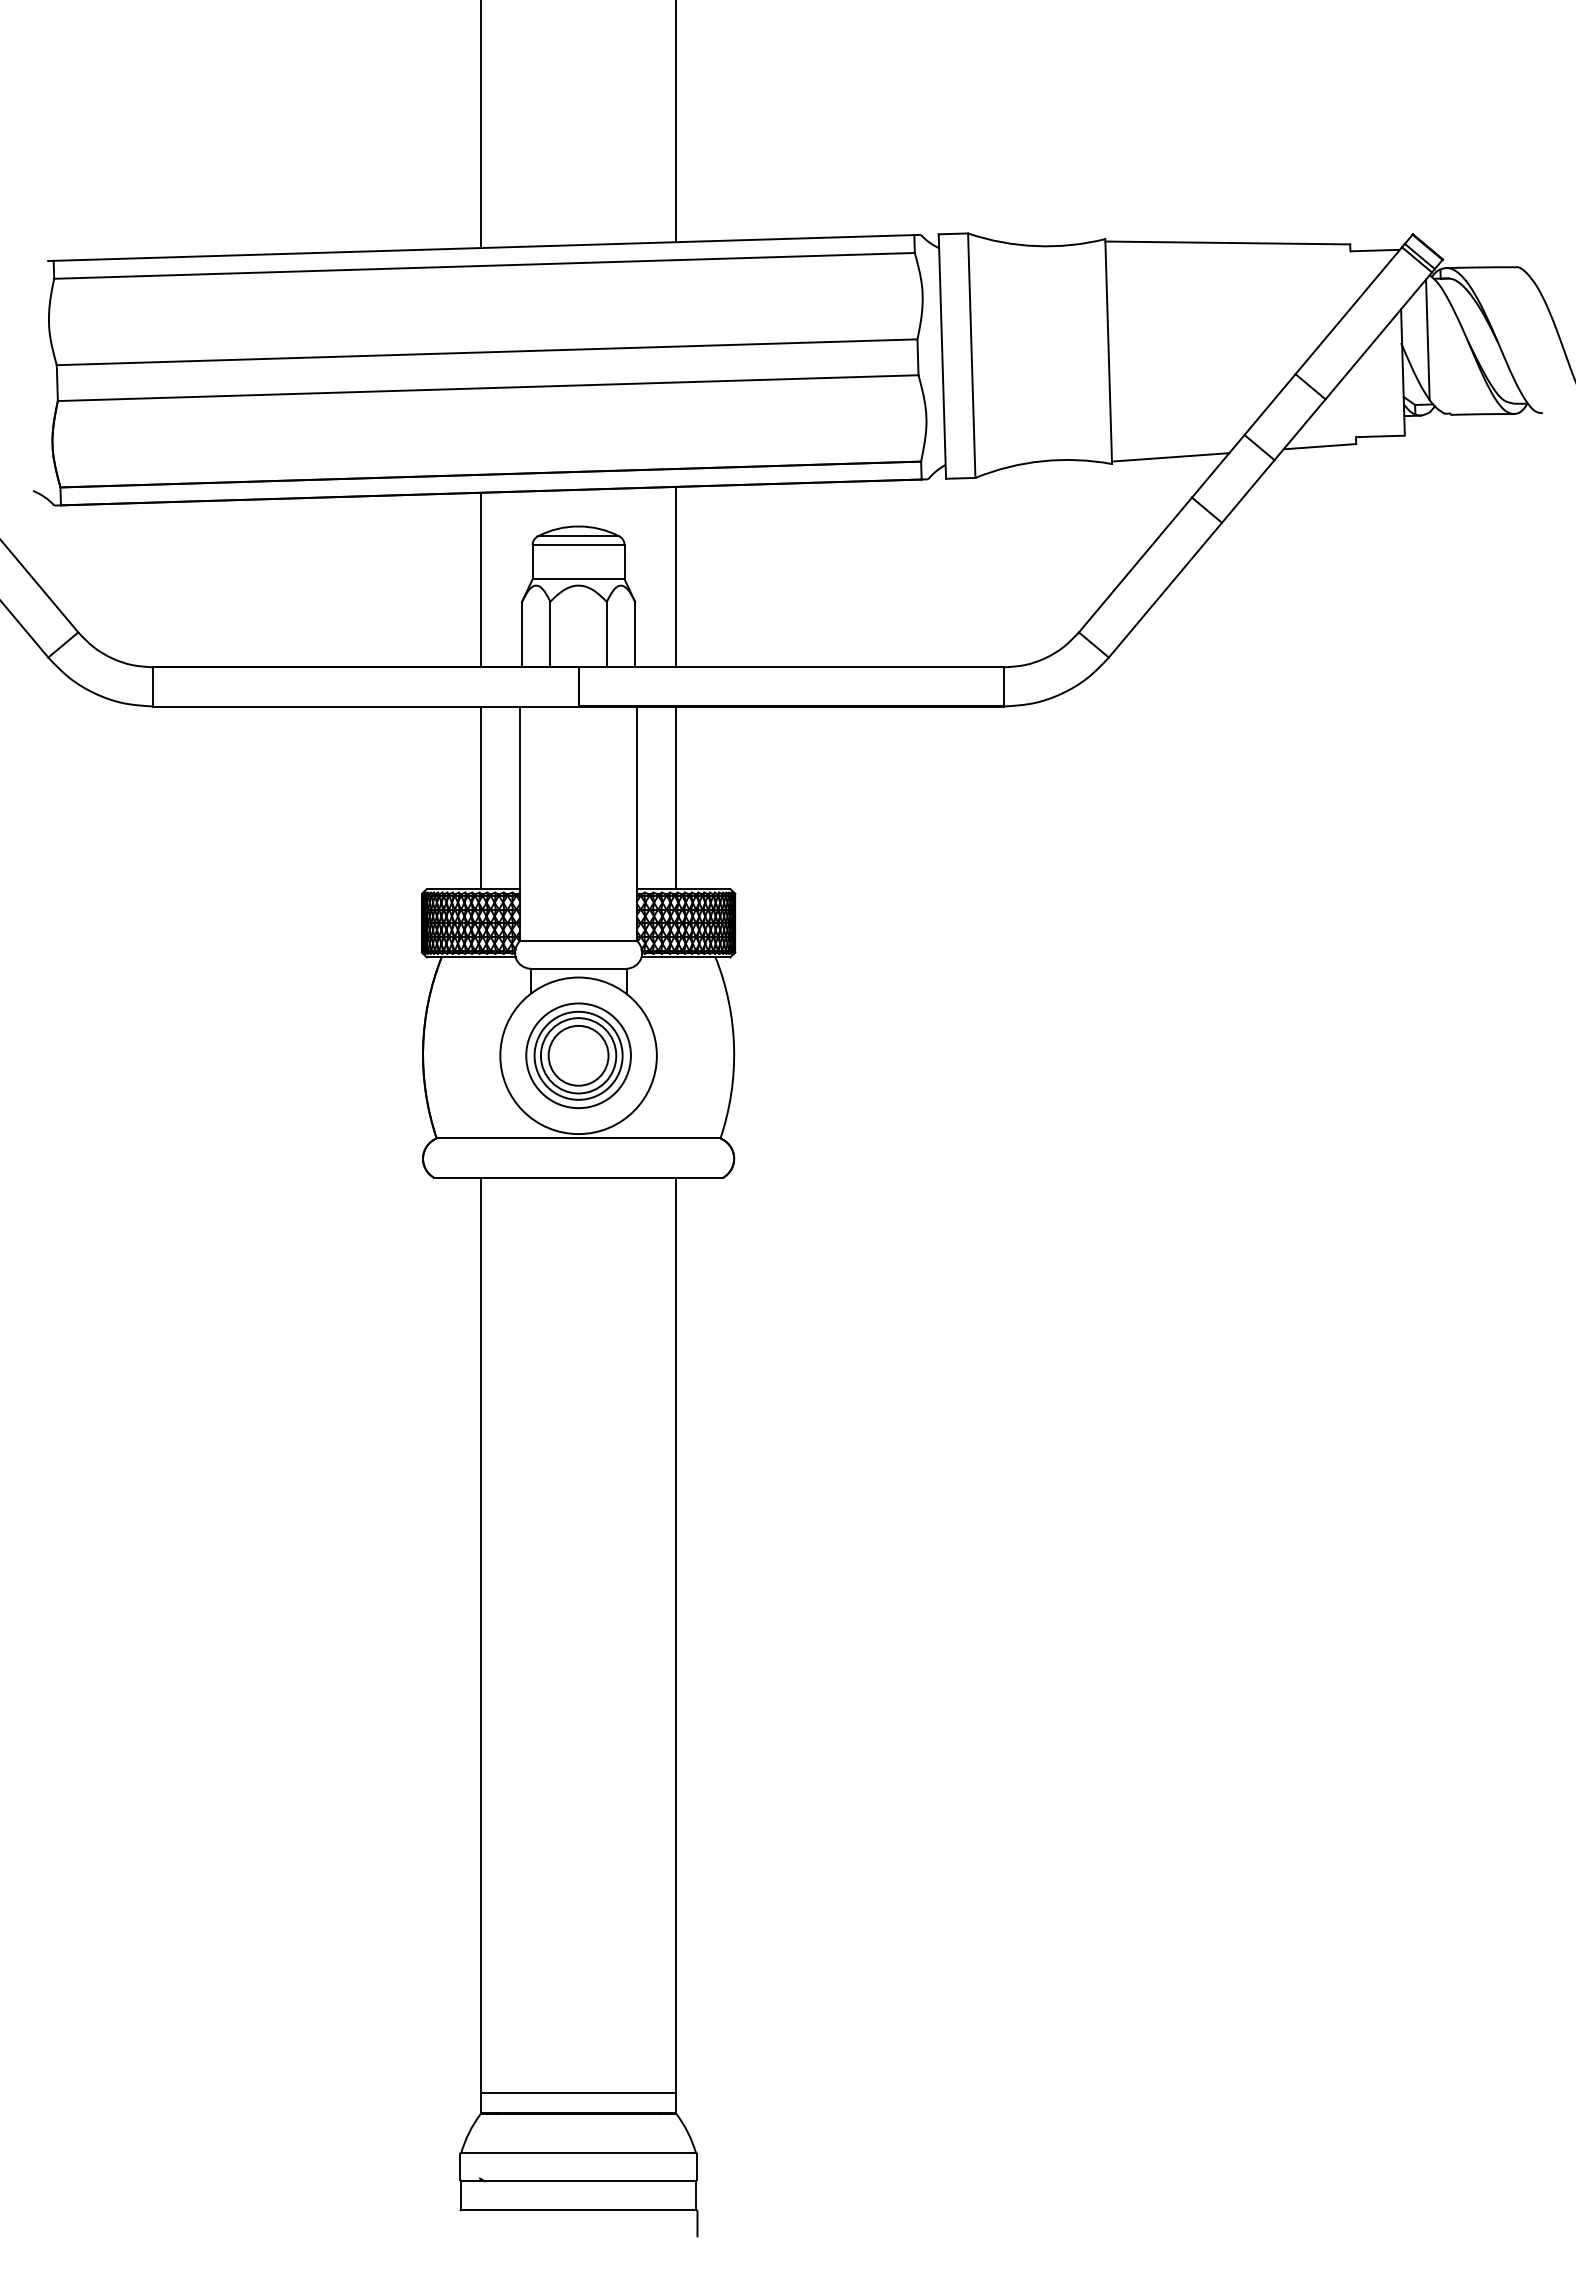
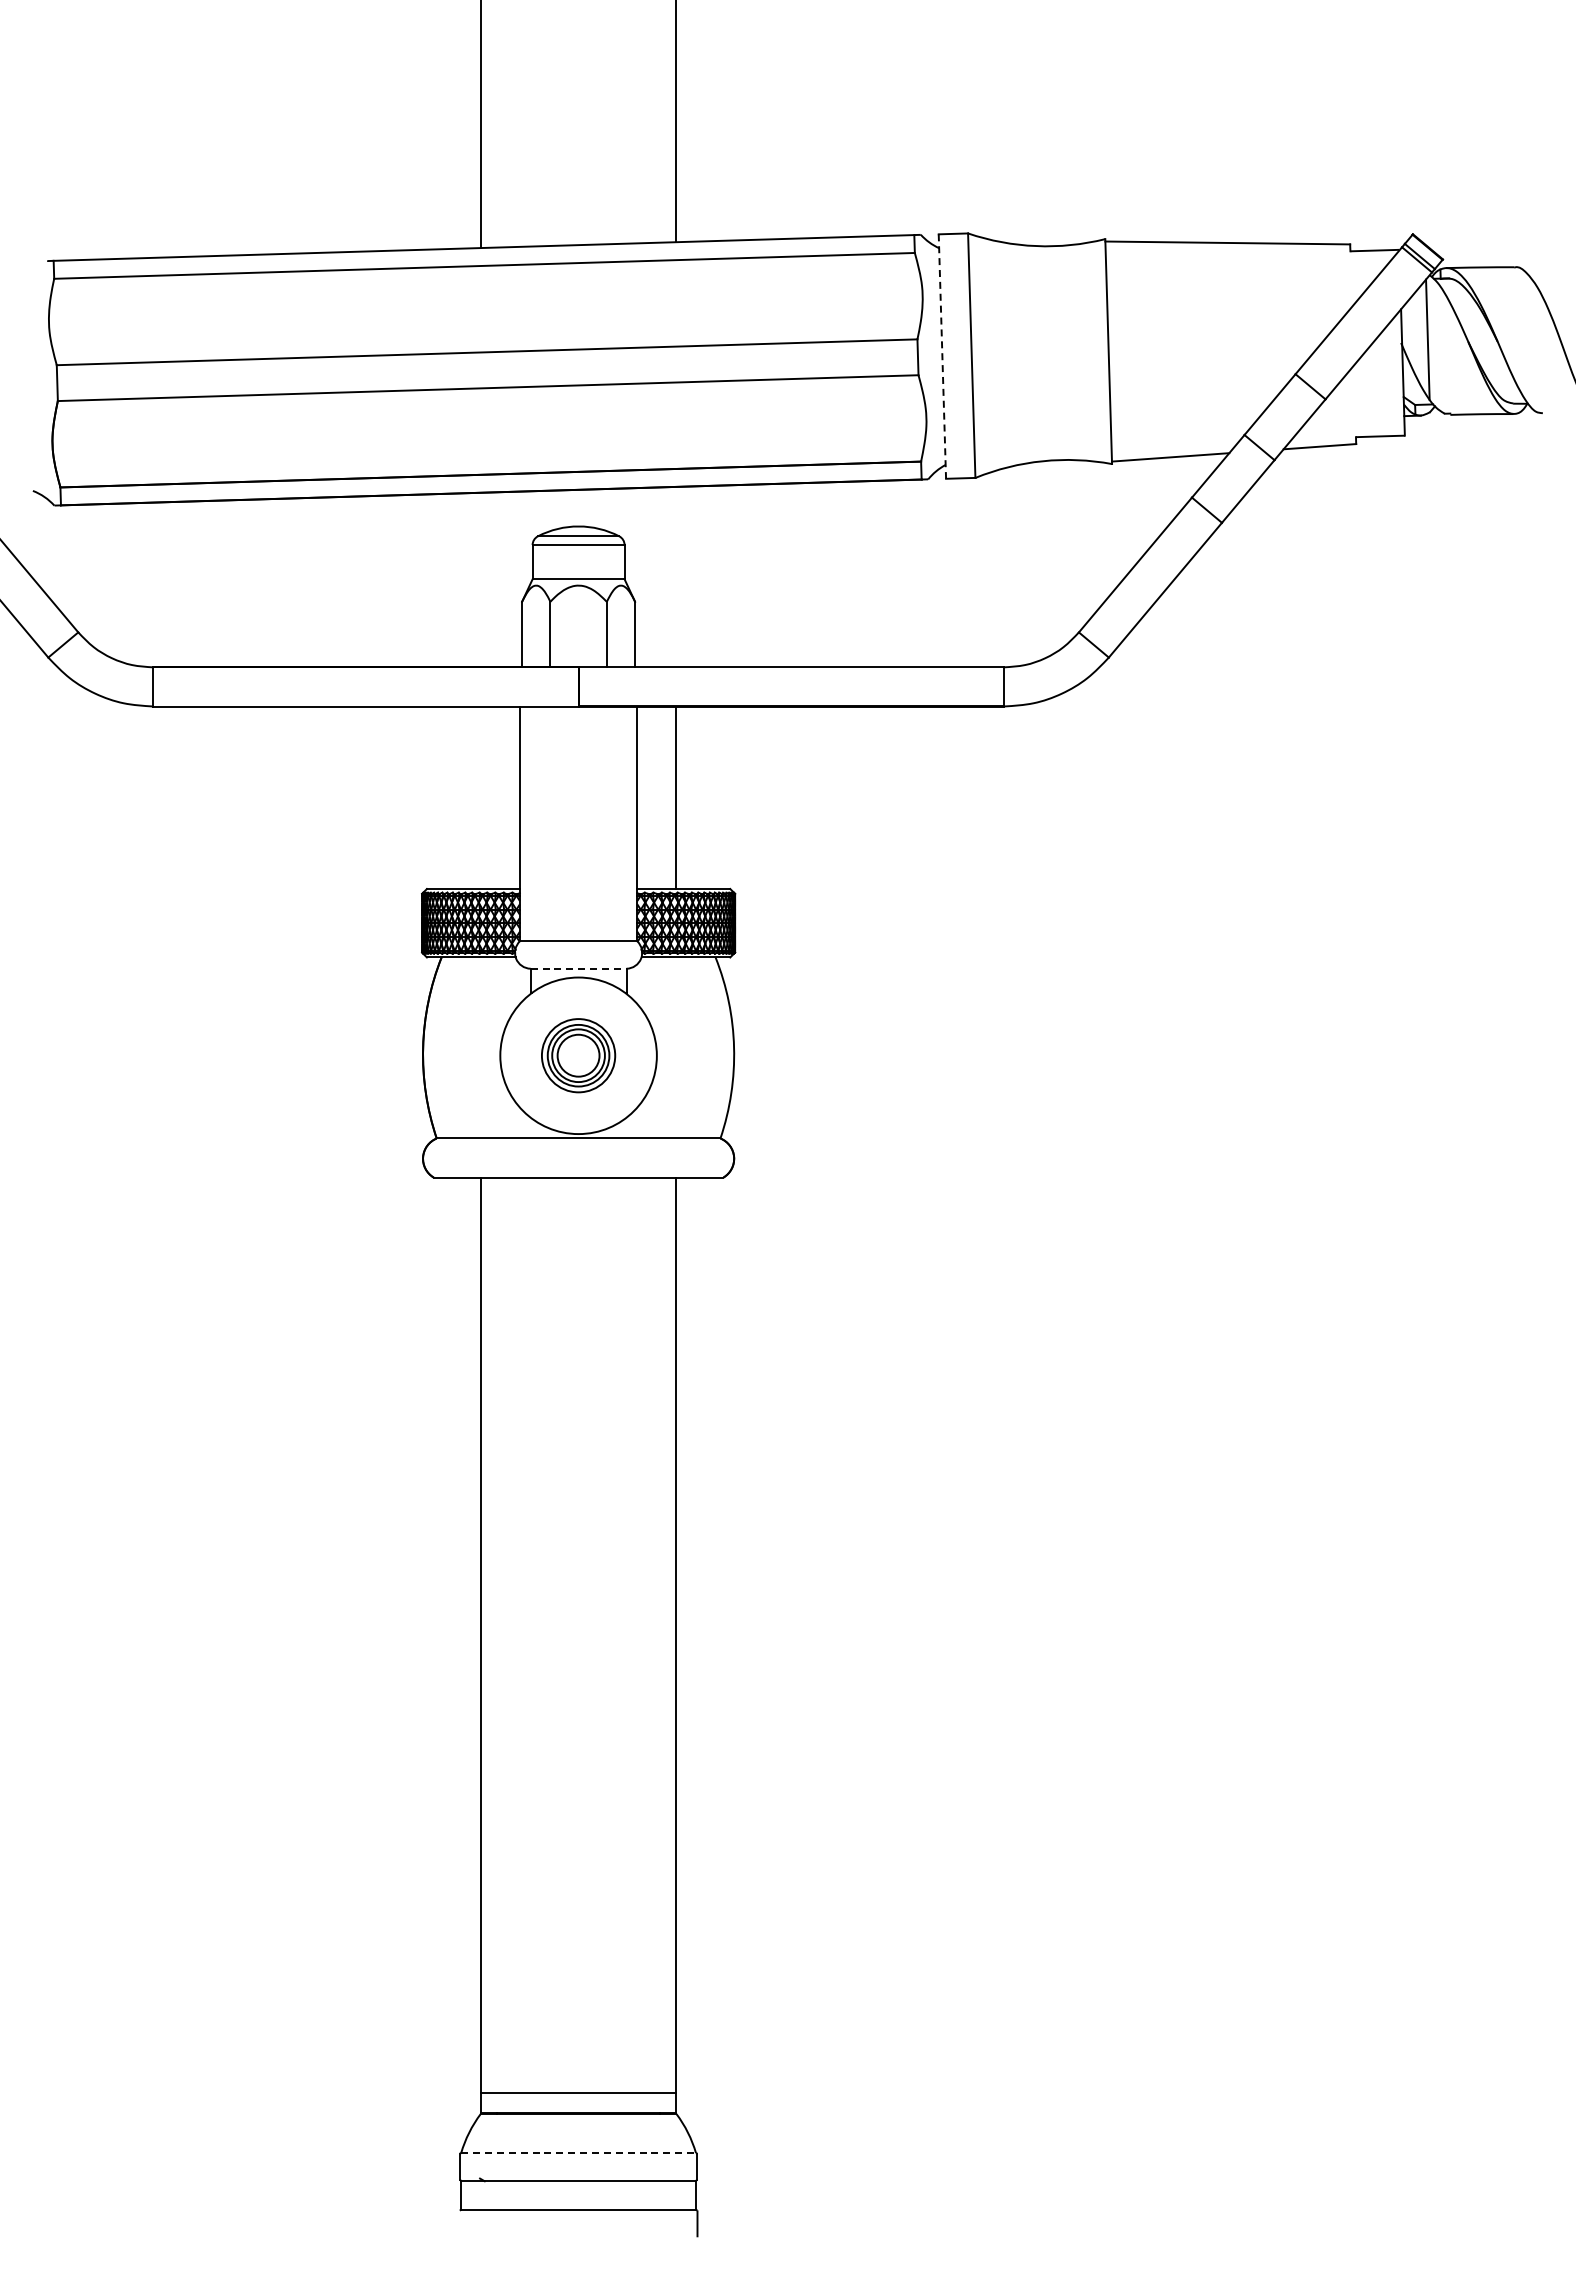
line: solid -> dashed (942, 357)
line: present -> none (676, 576)
line: present -> none (480, 579)
line: present -> none (480, 797)
line: solid -> dashed (578, 968)
part size: 107x107 px -> 76x76 px (578, 1055)
line: solid -> dashed (579, 2153)
